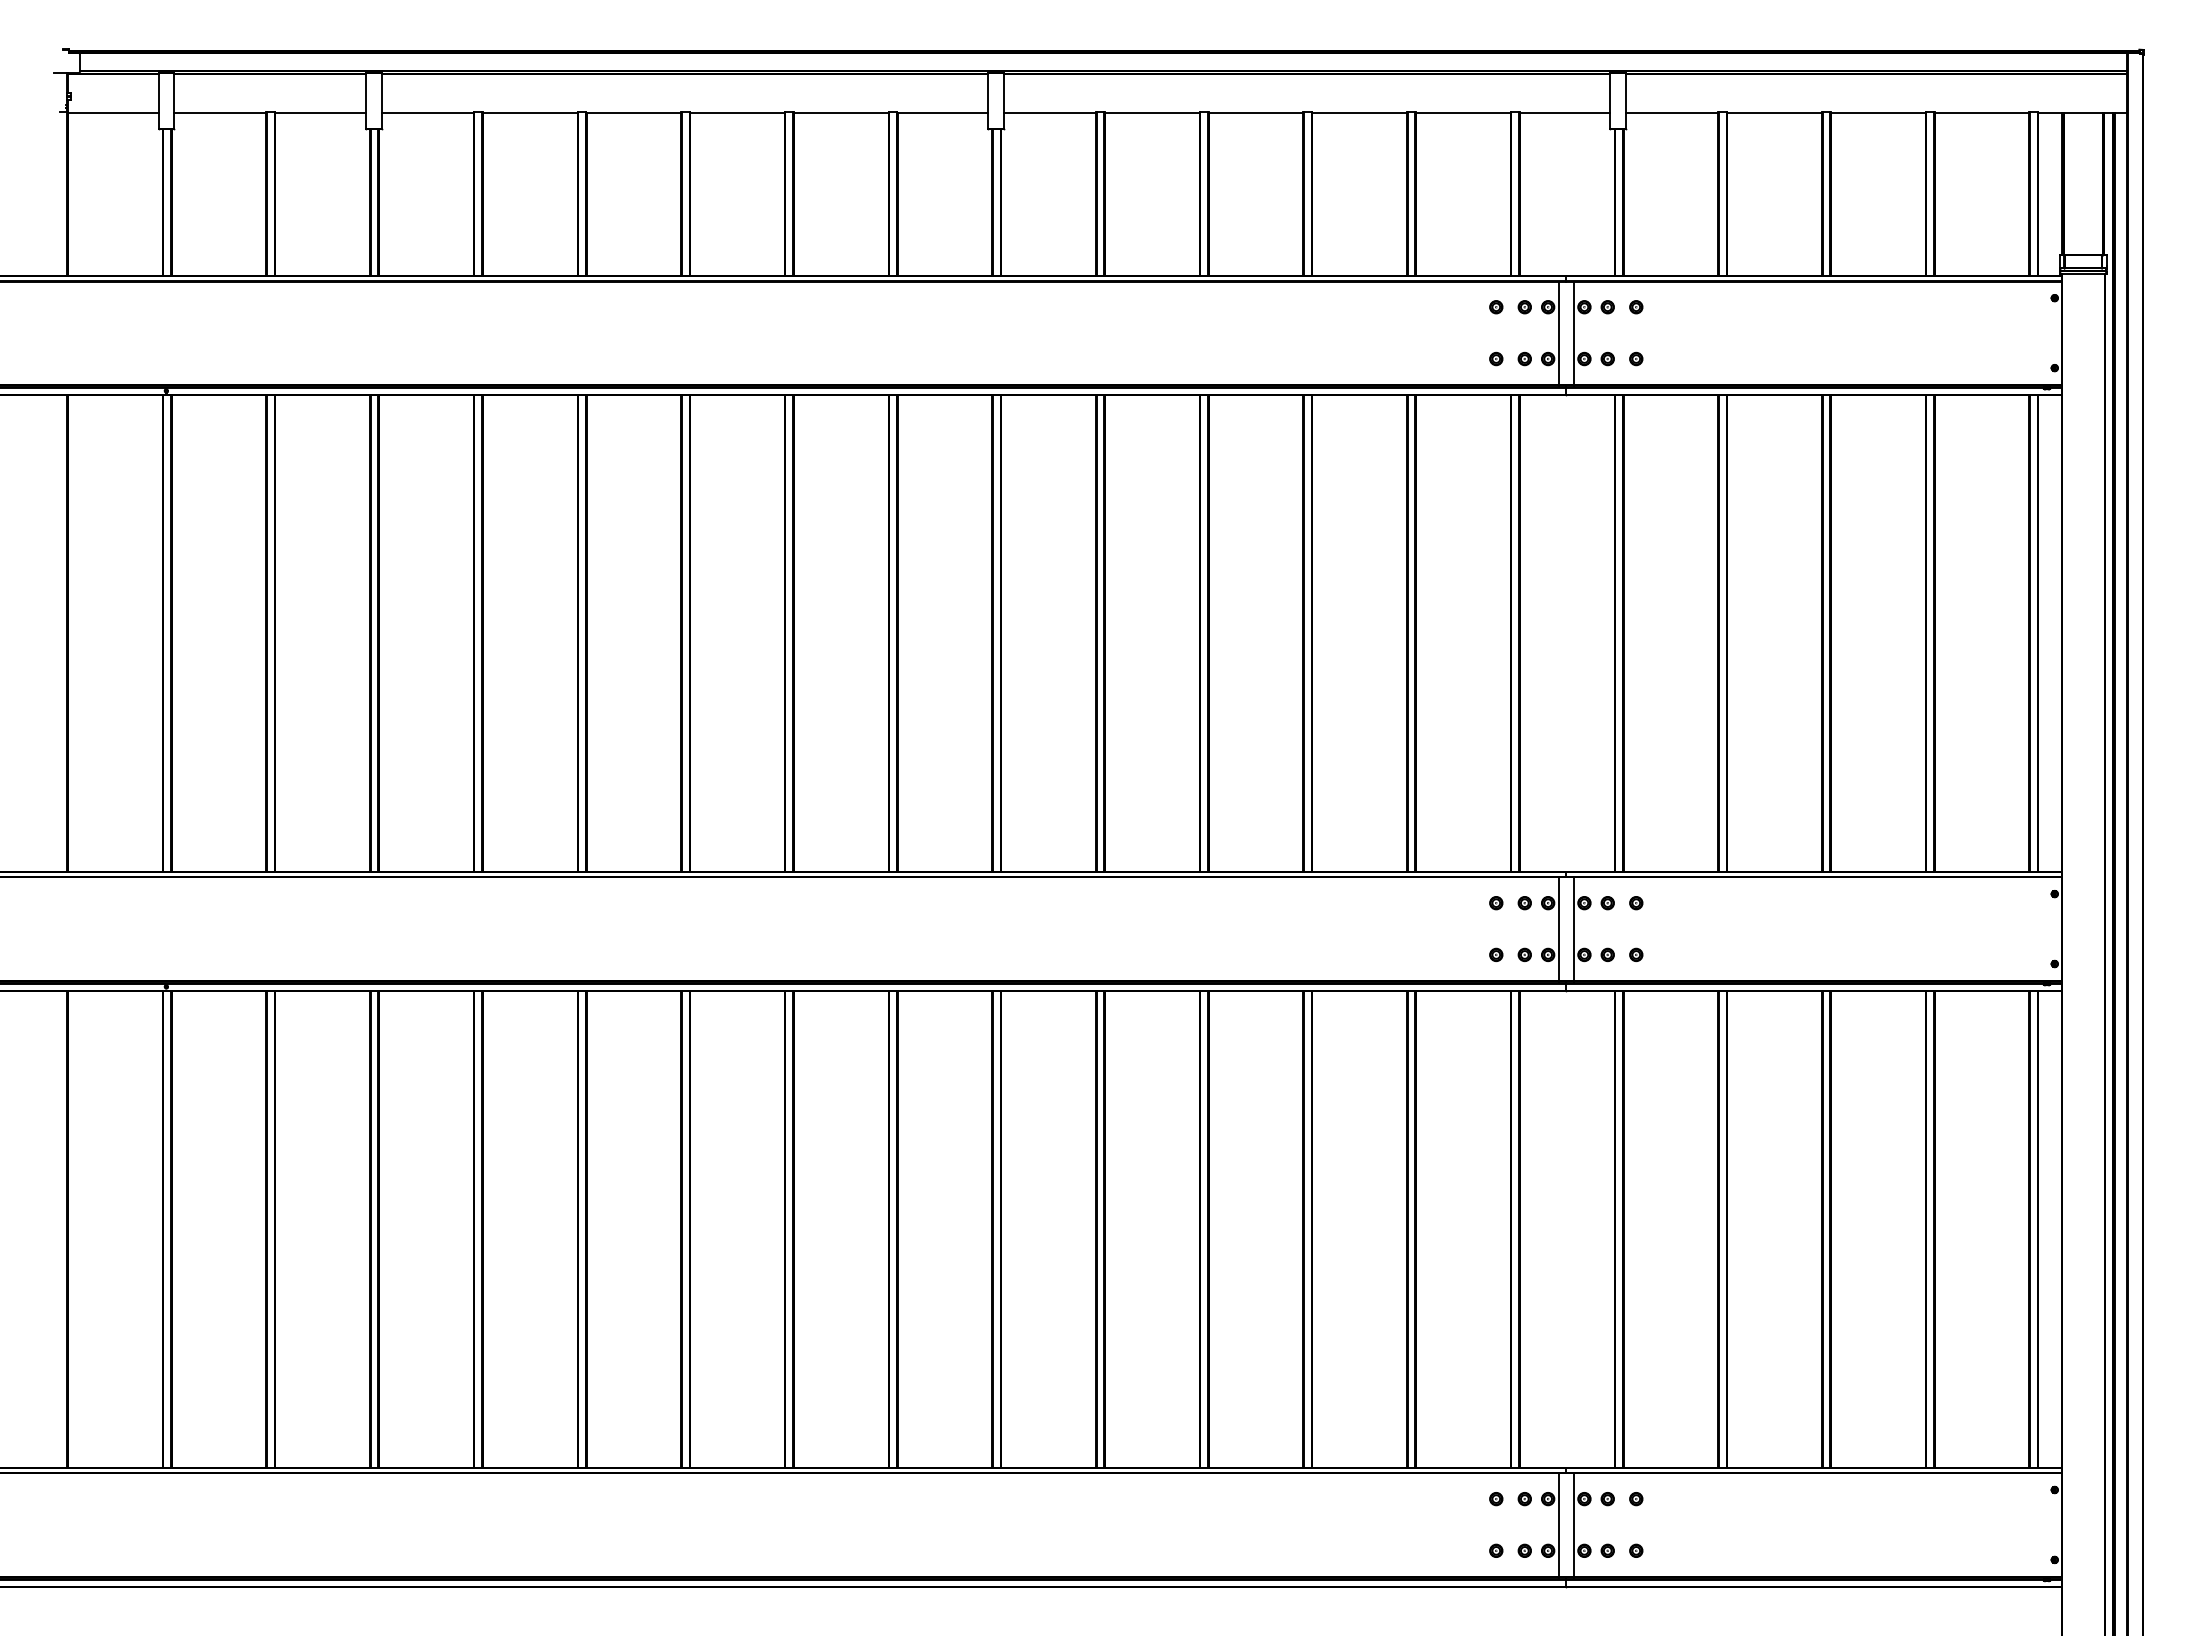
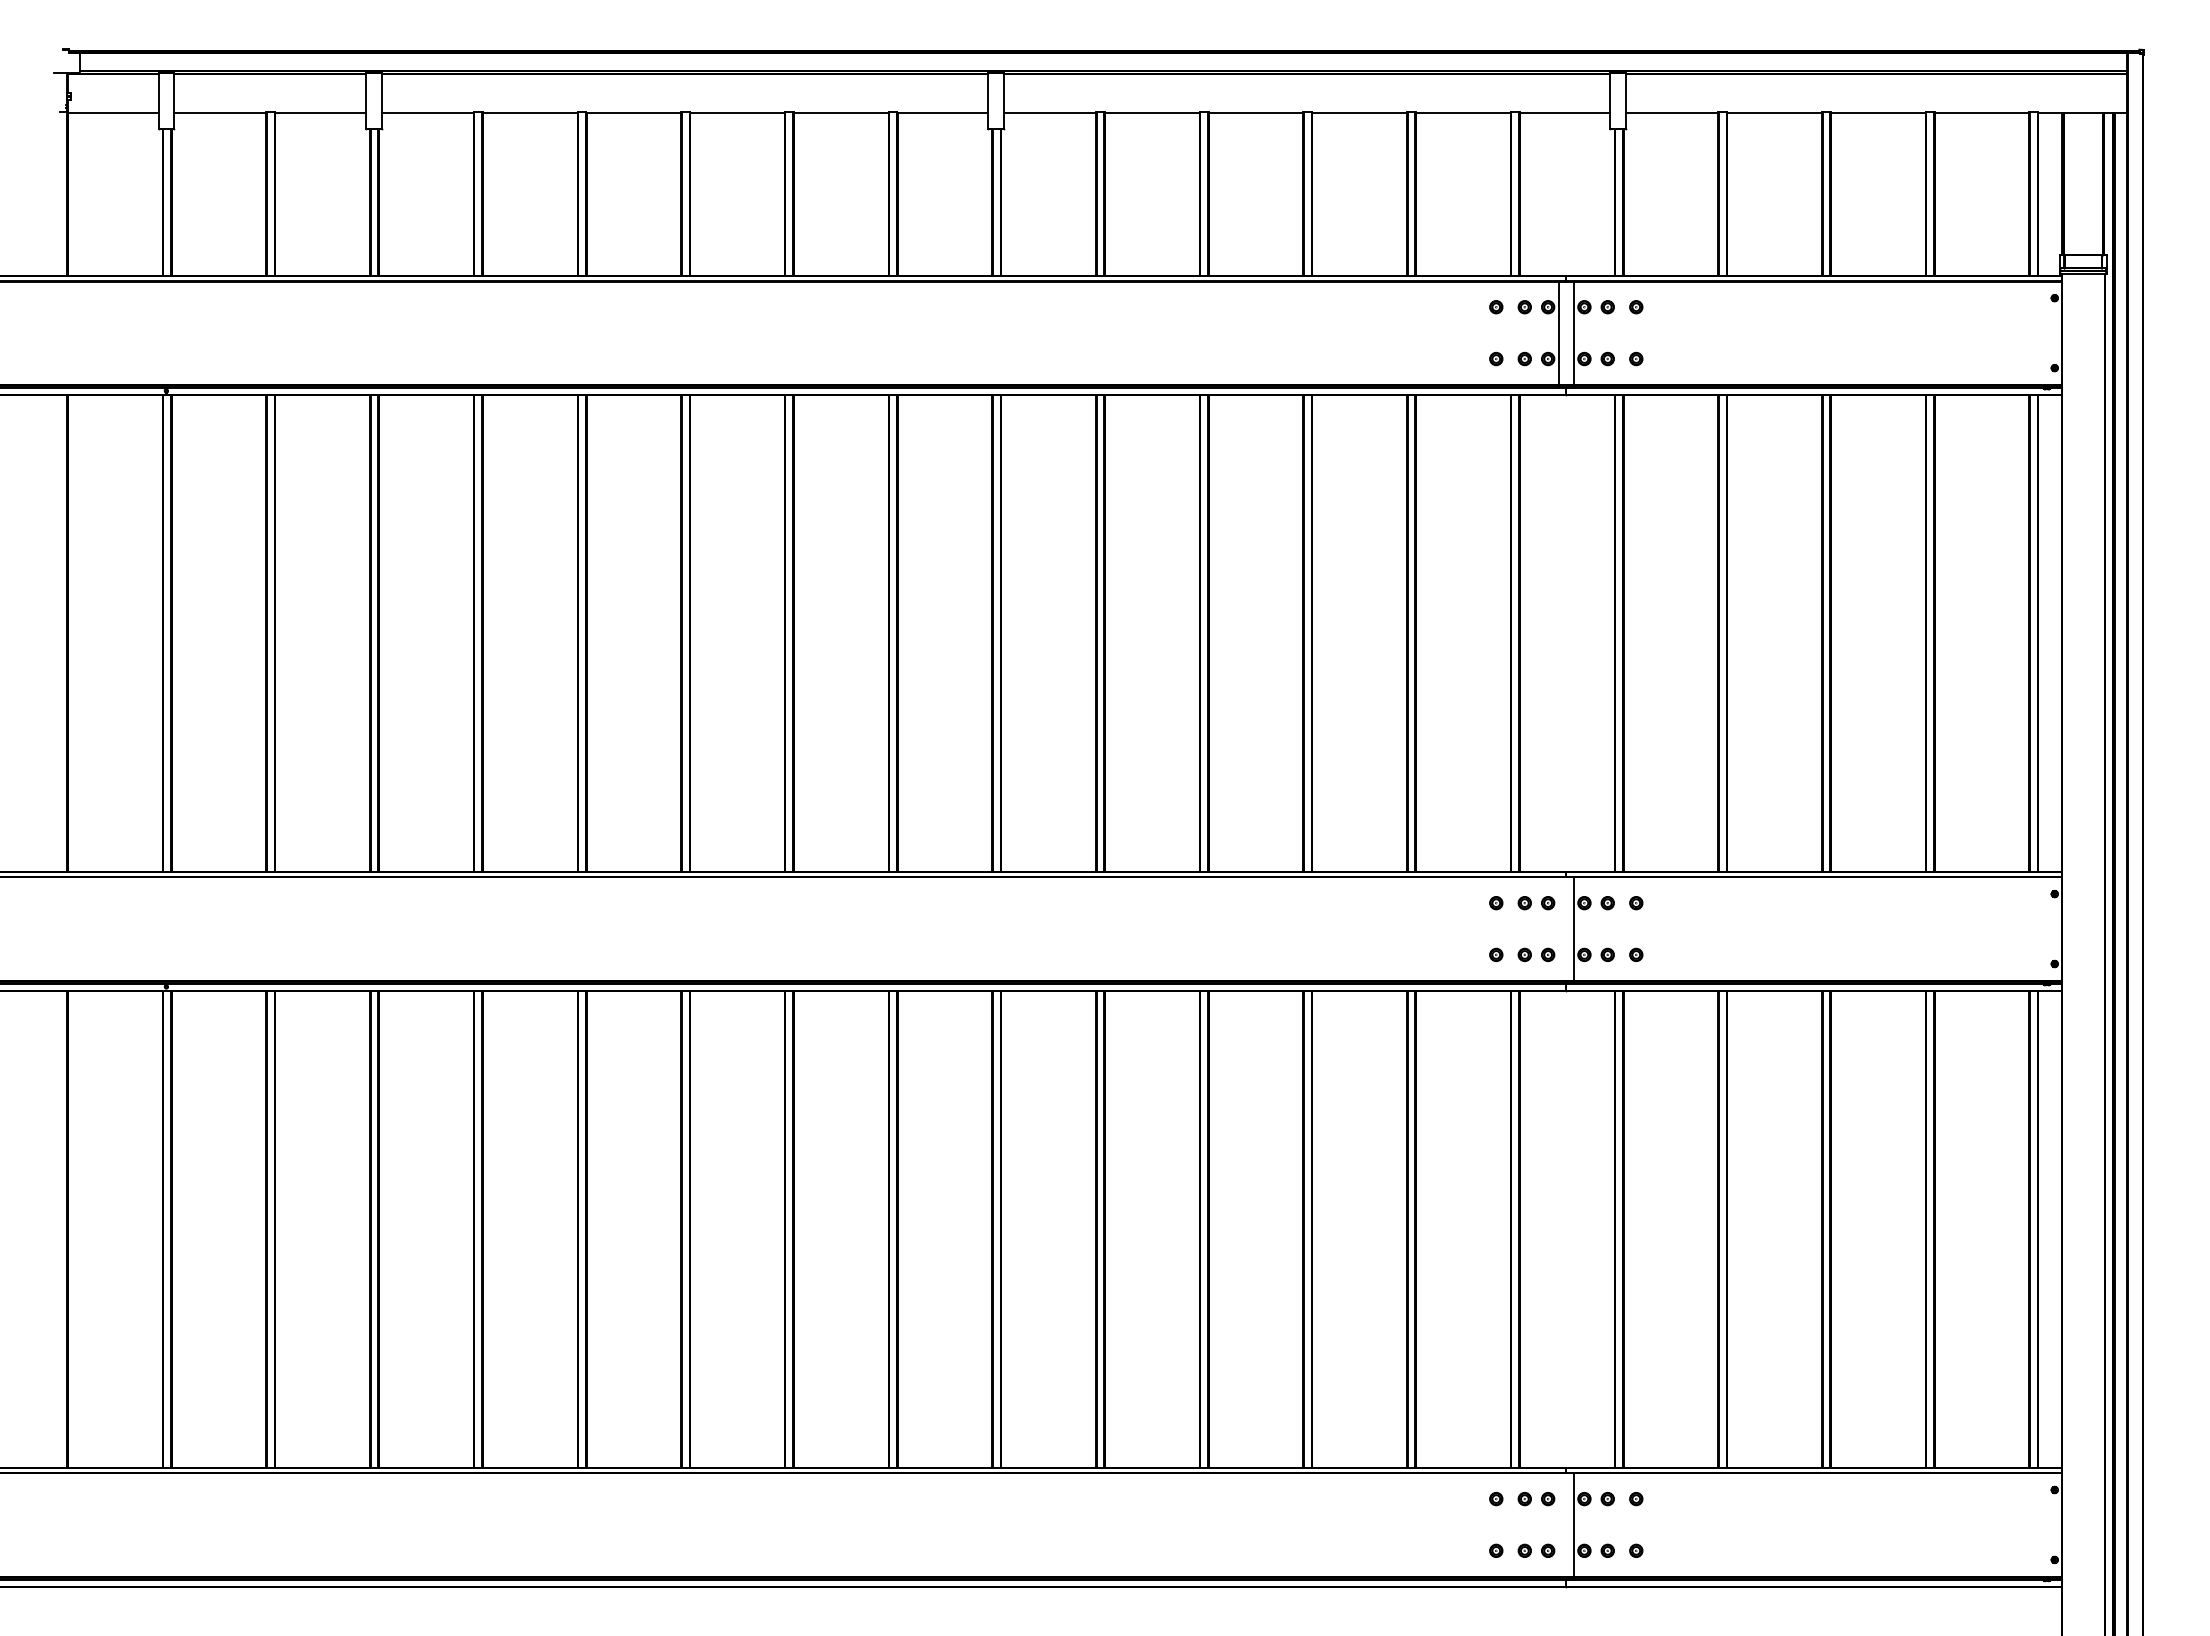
line: present -> none (1558, 930)
line: present -> none (1558, 1525)
